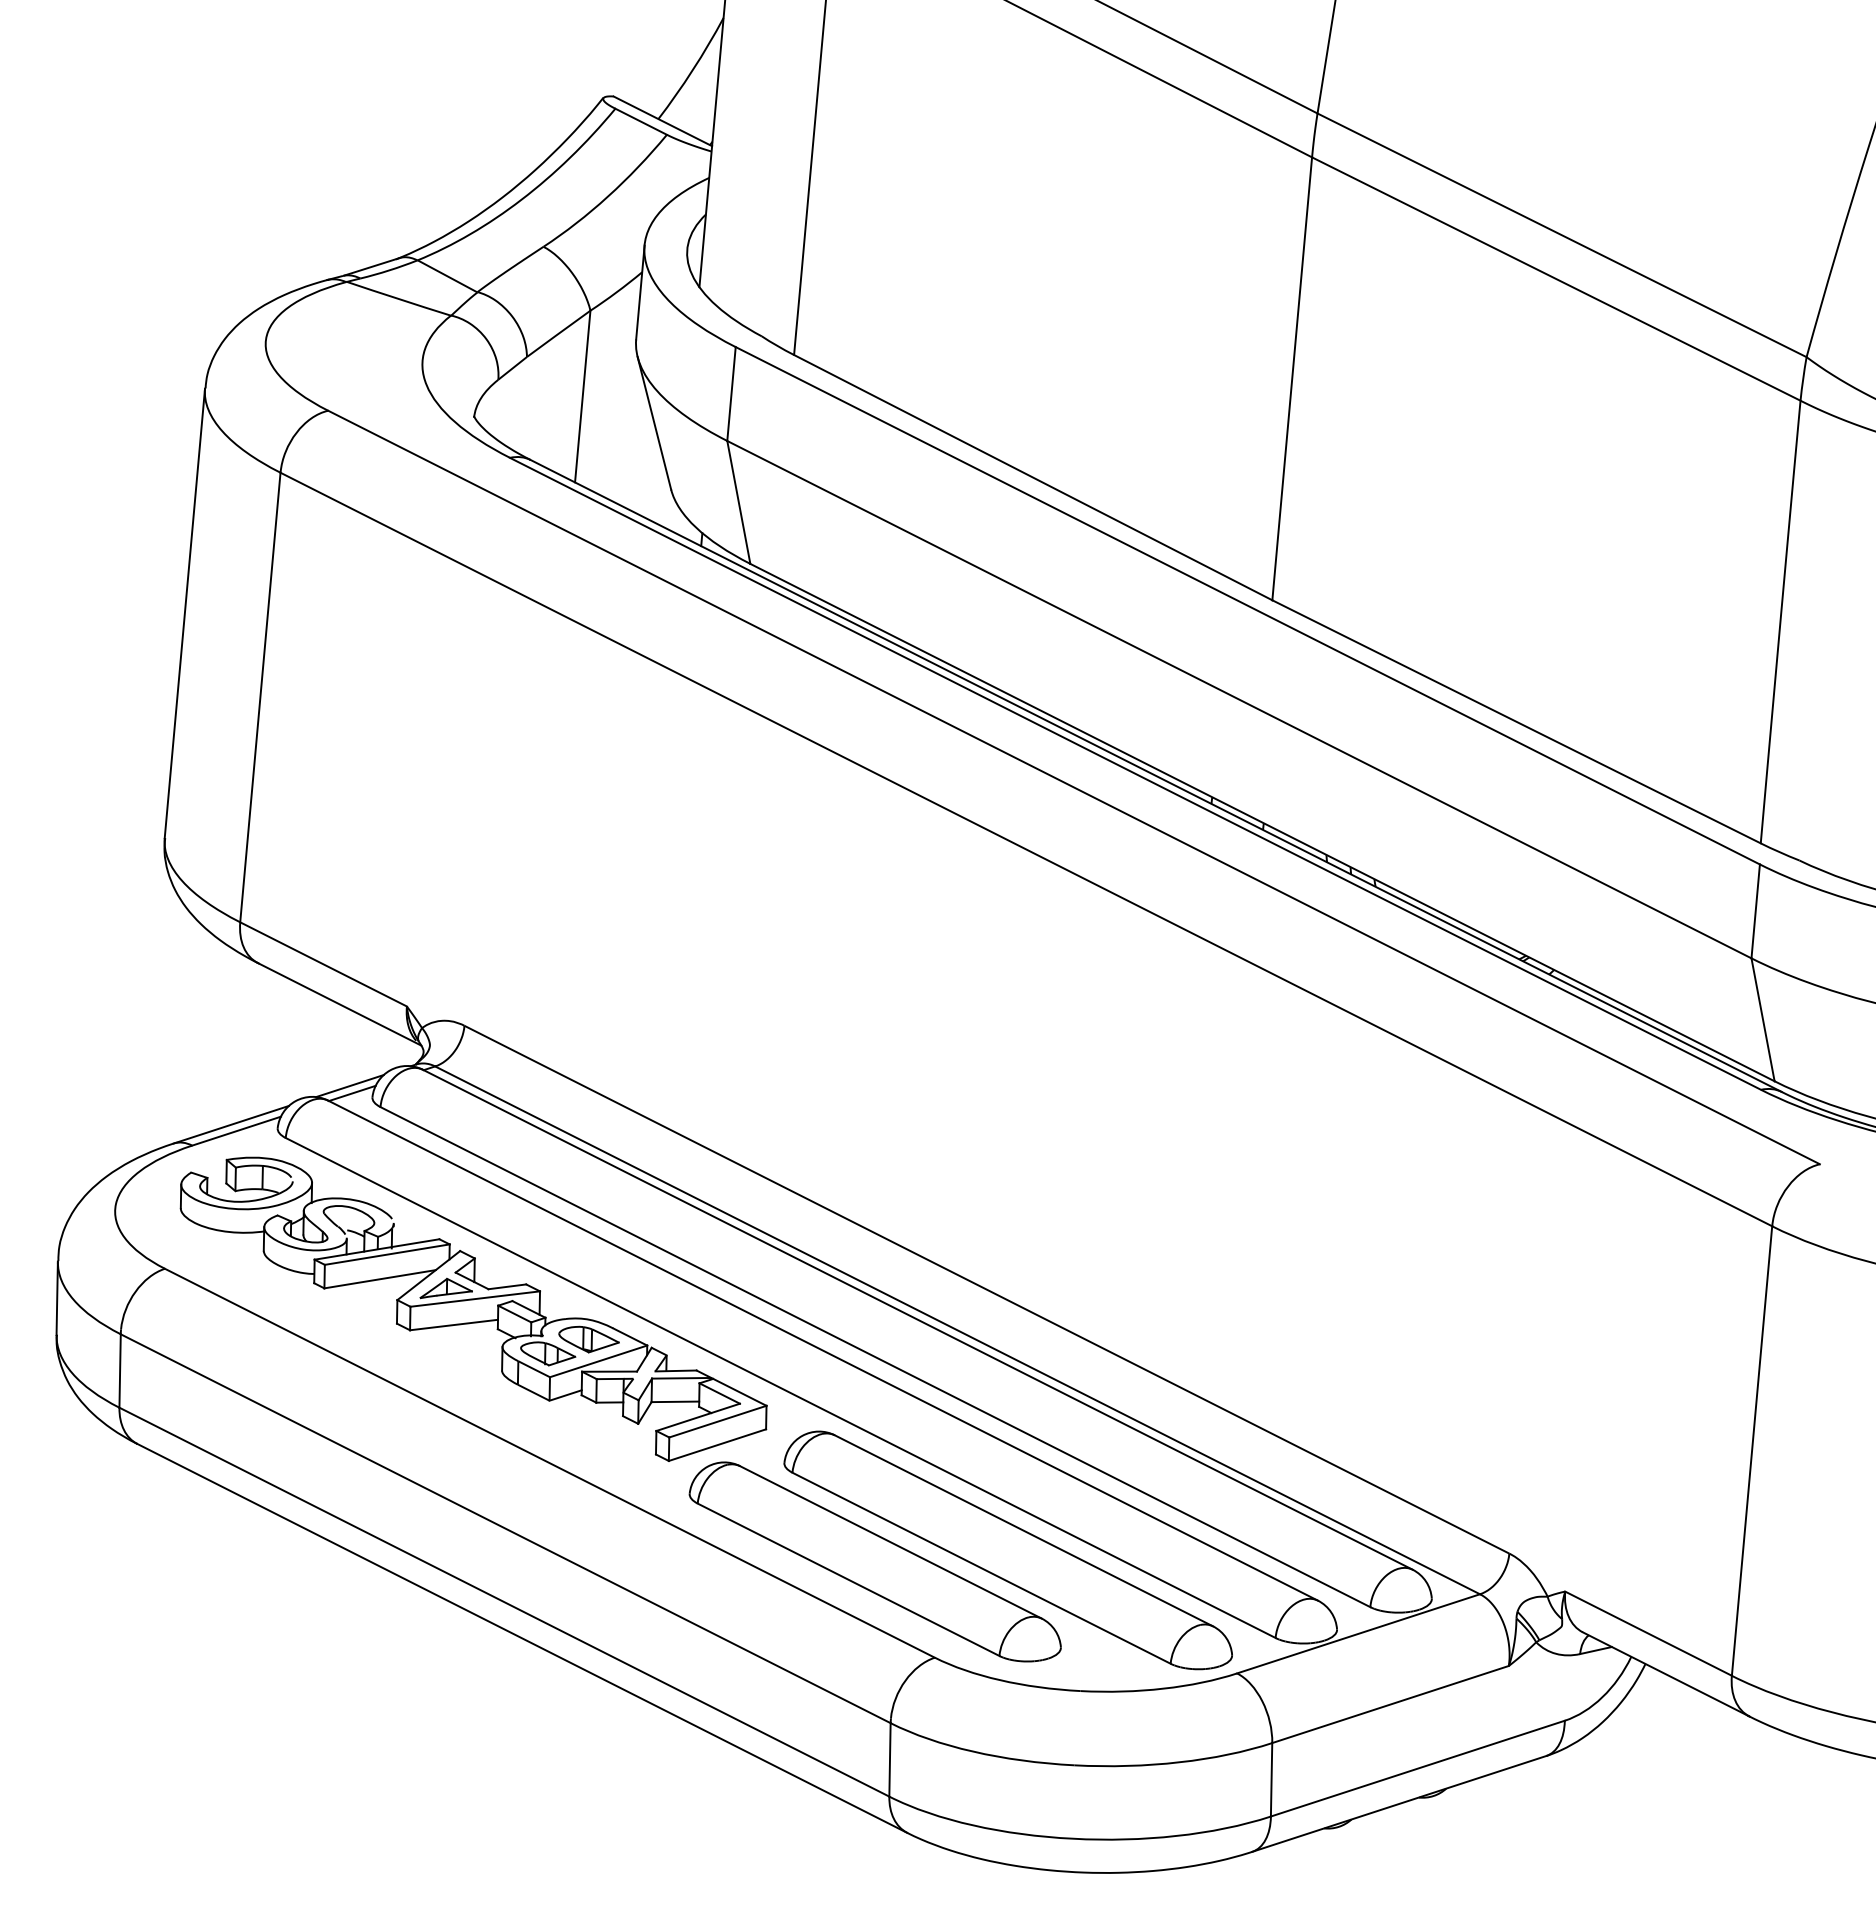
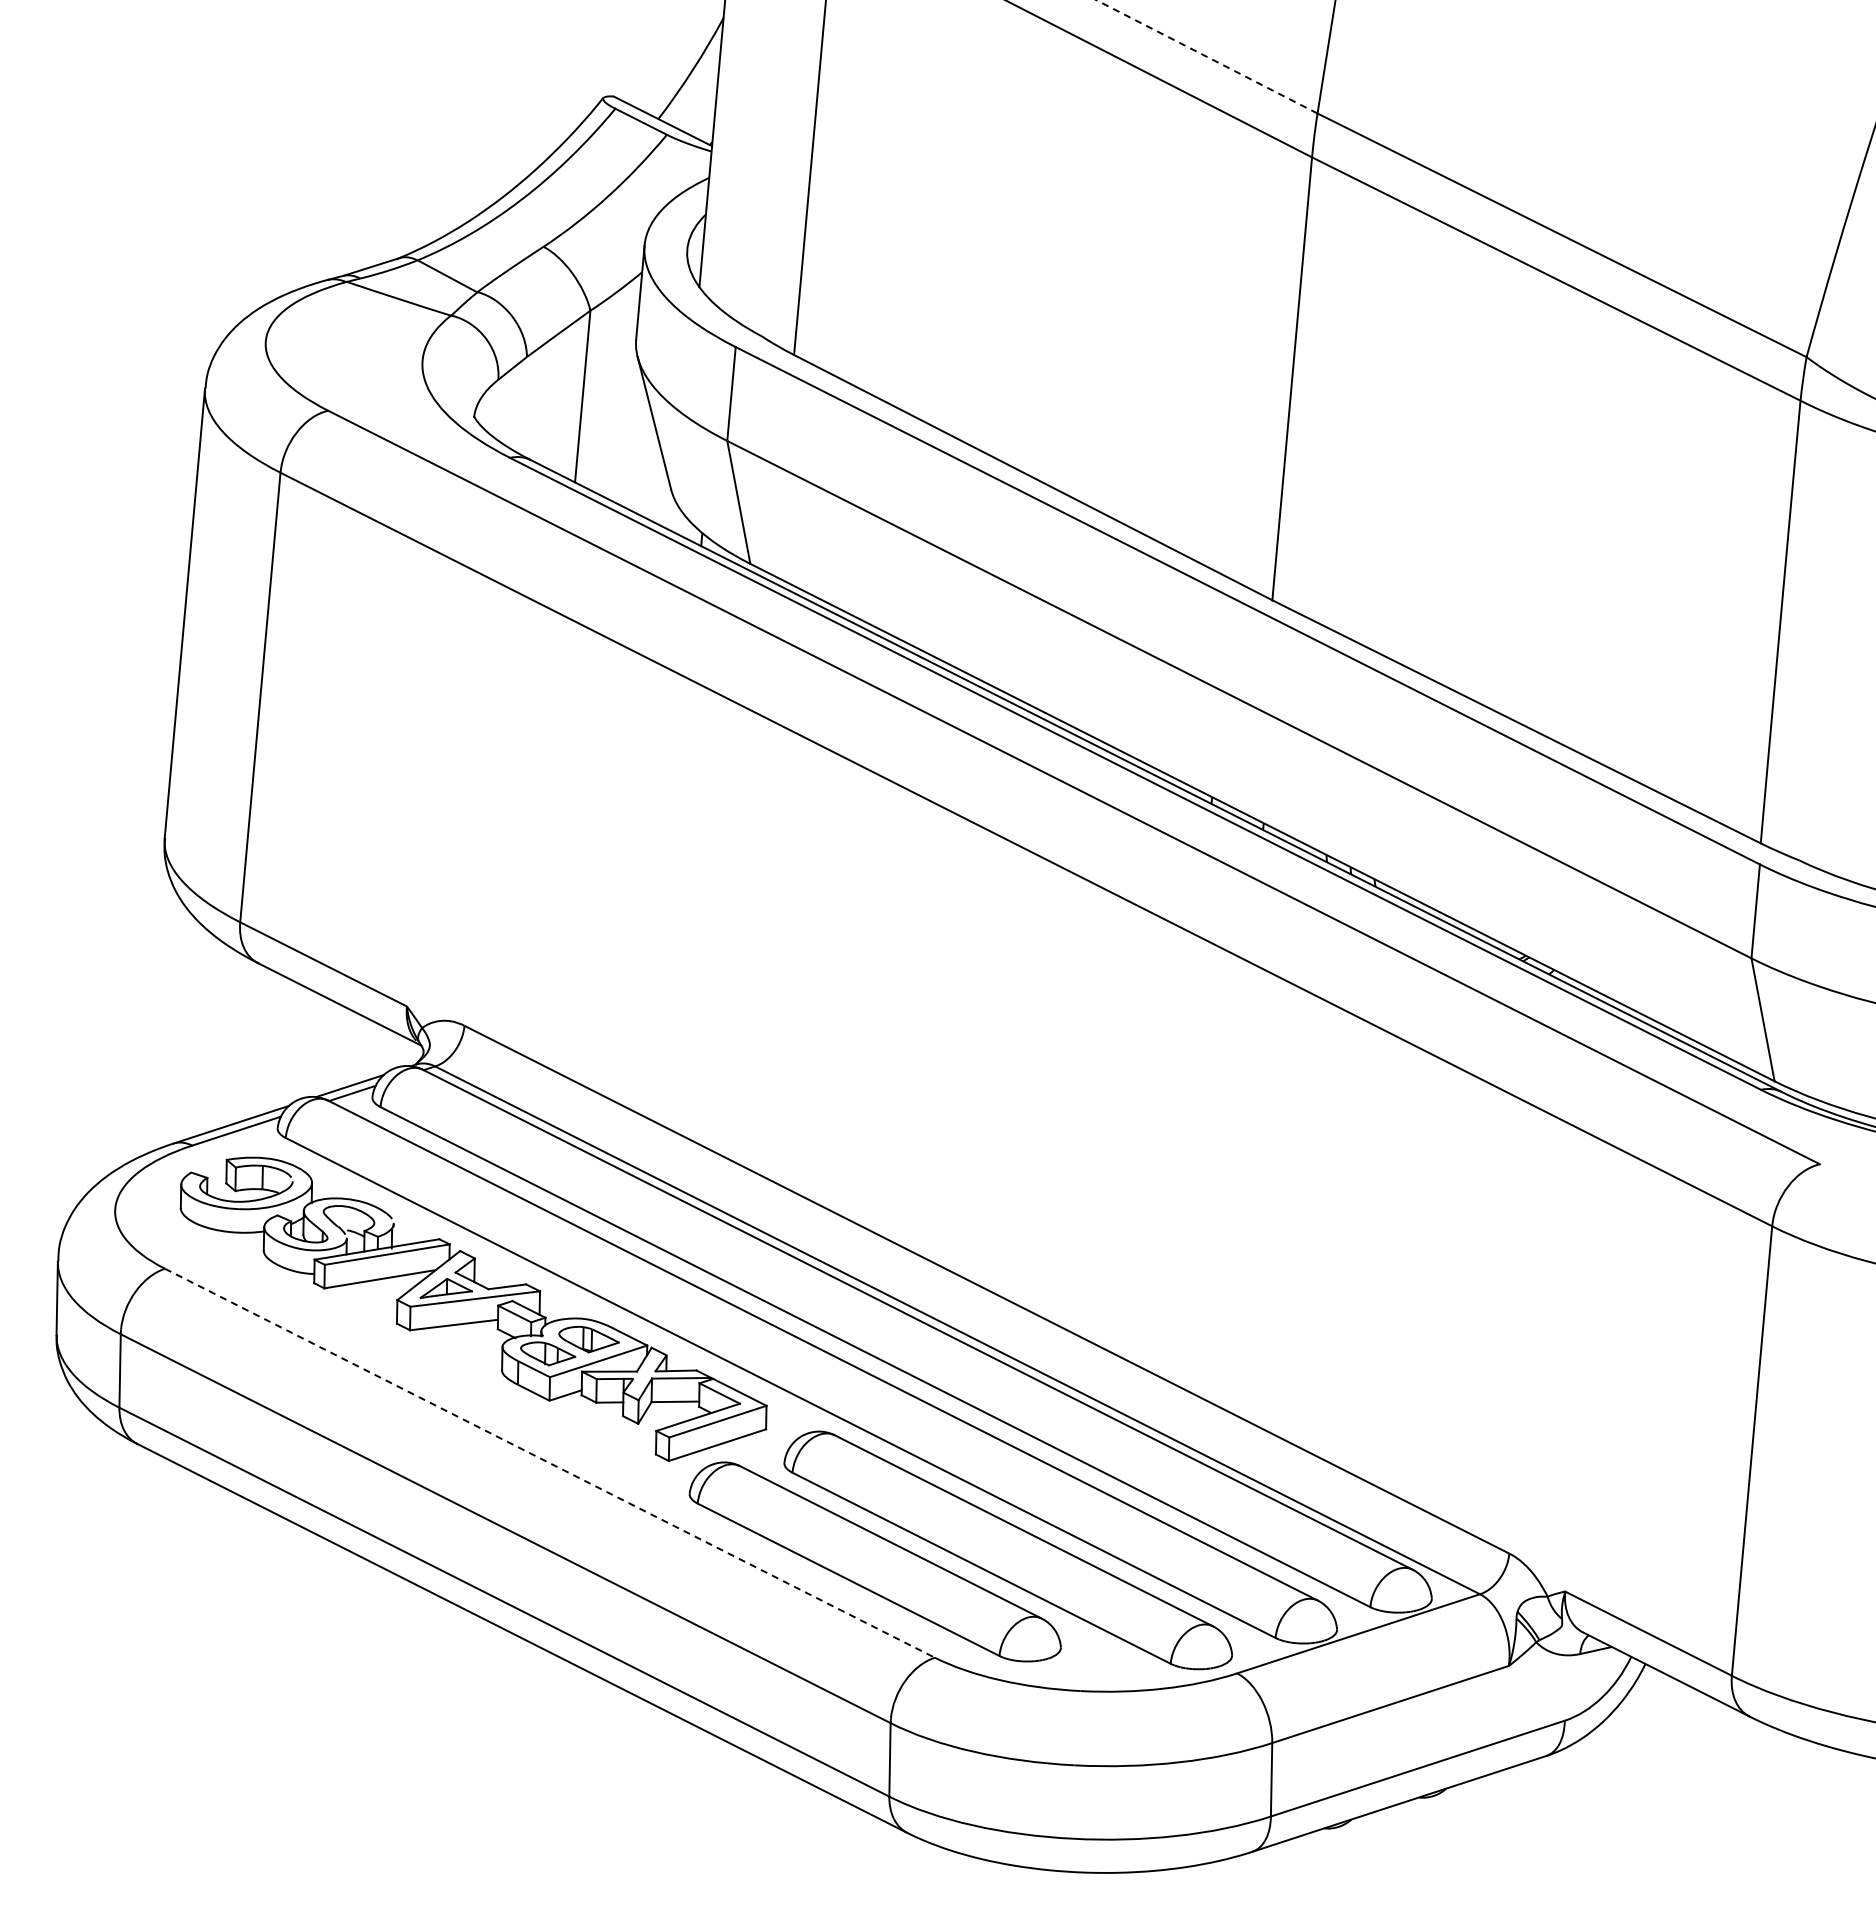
line: solid -> dashed (1206, 56)
line: solid -> dashed (550, 1463)
